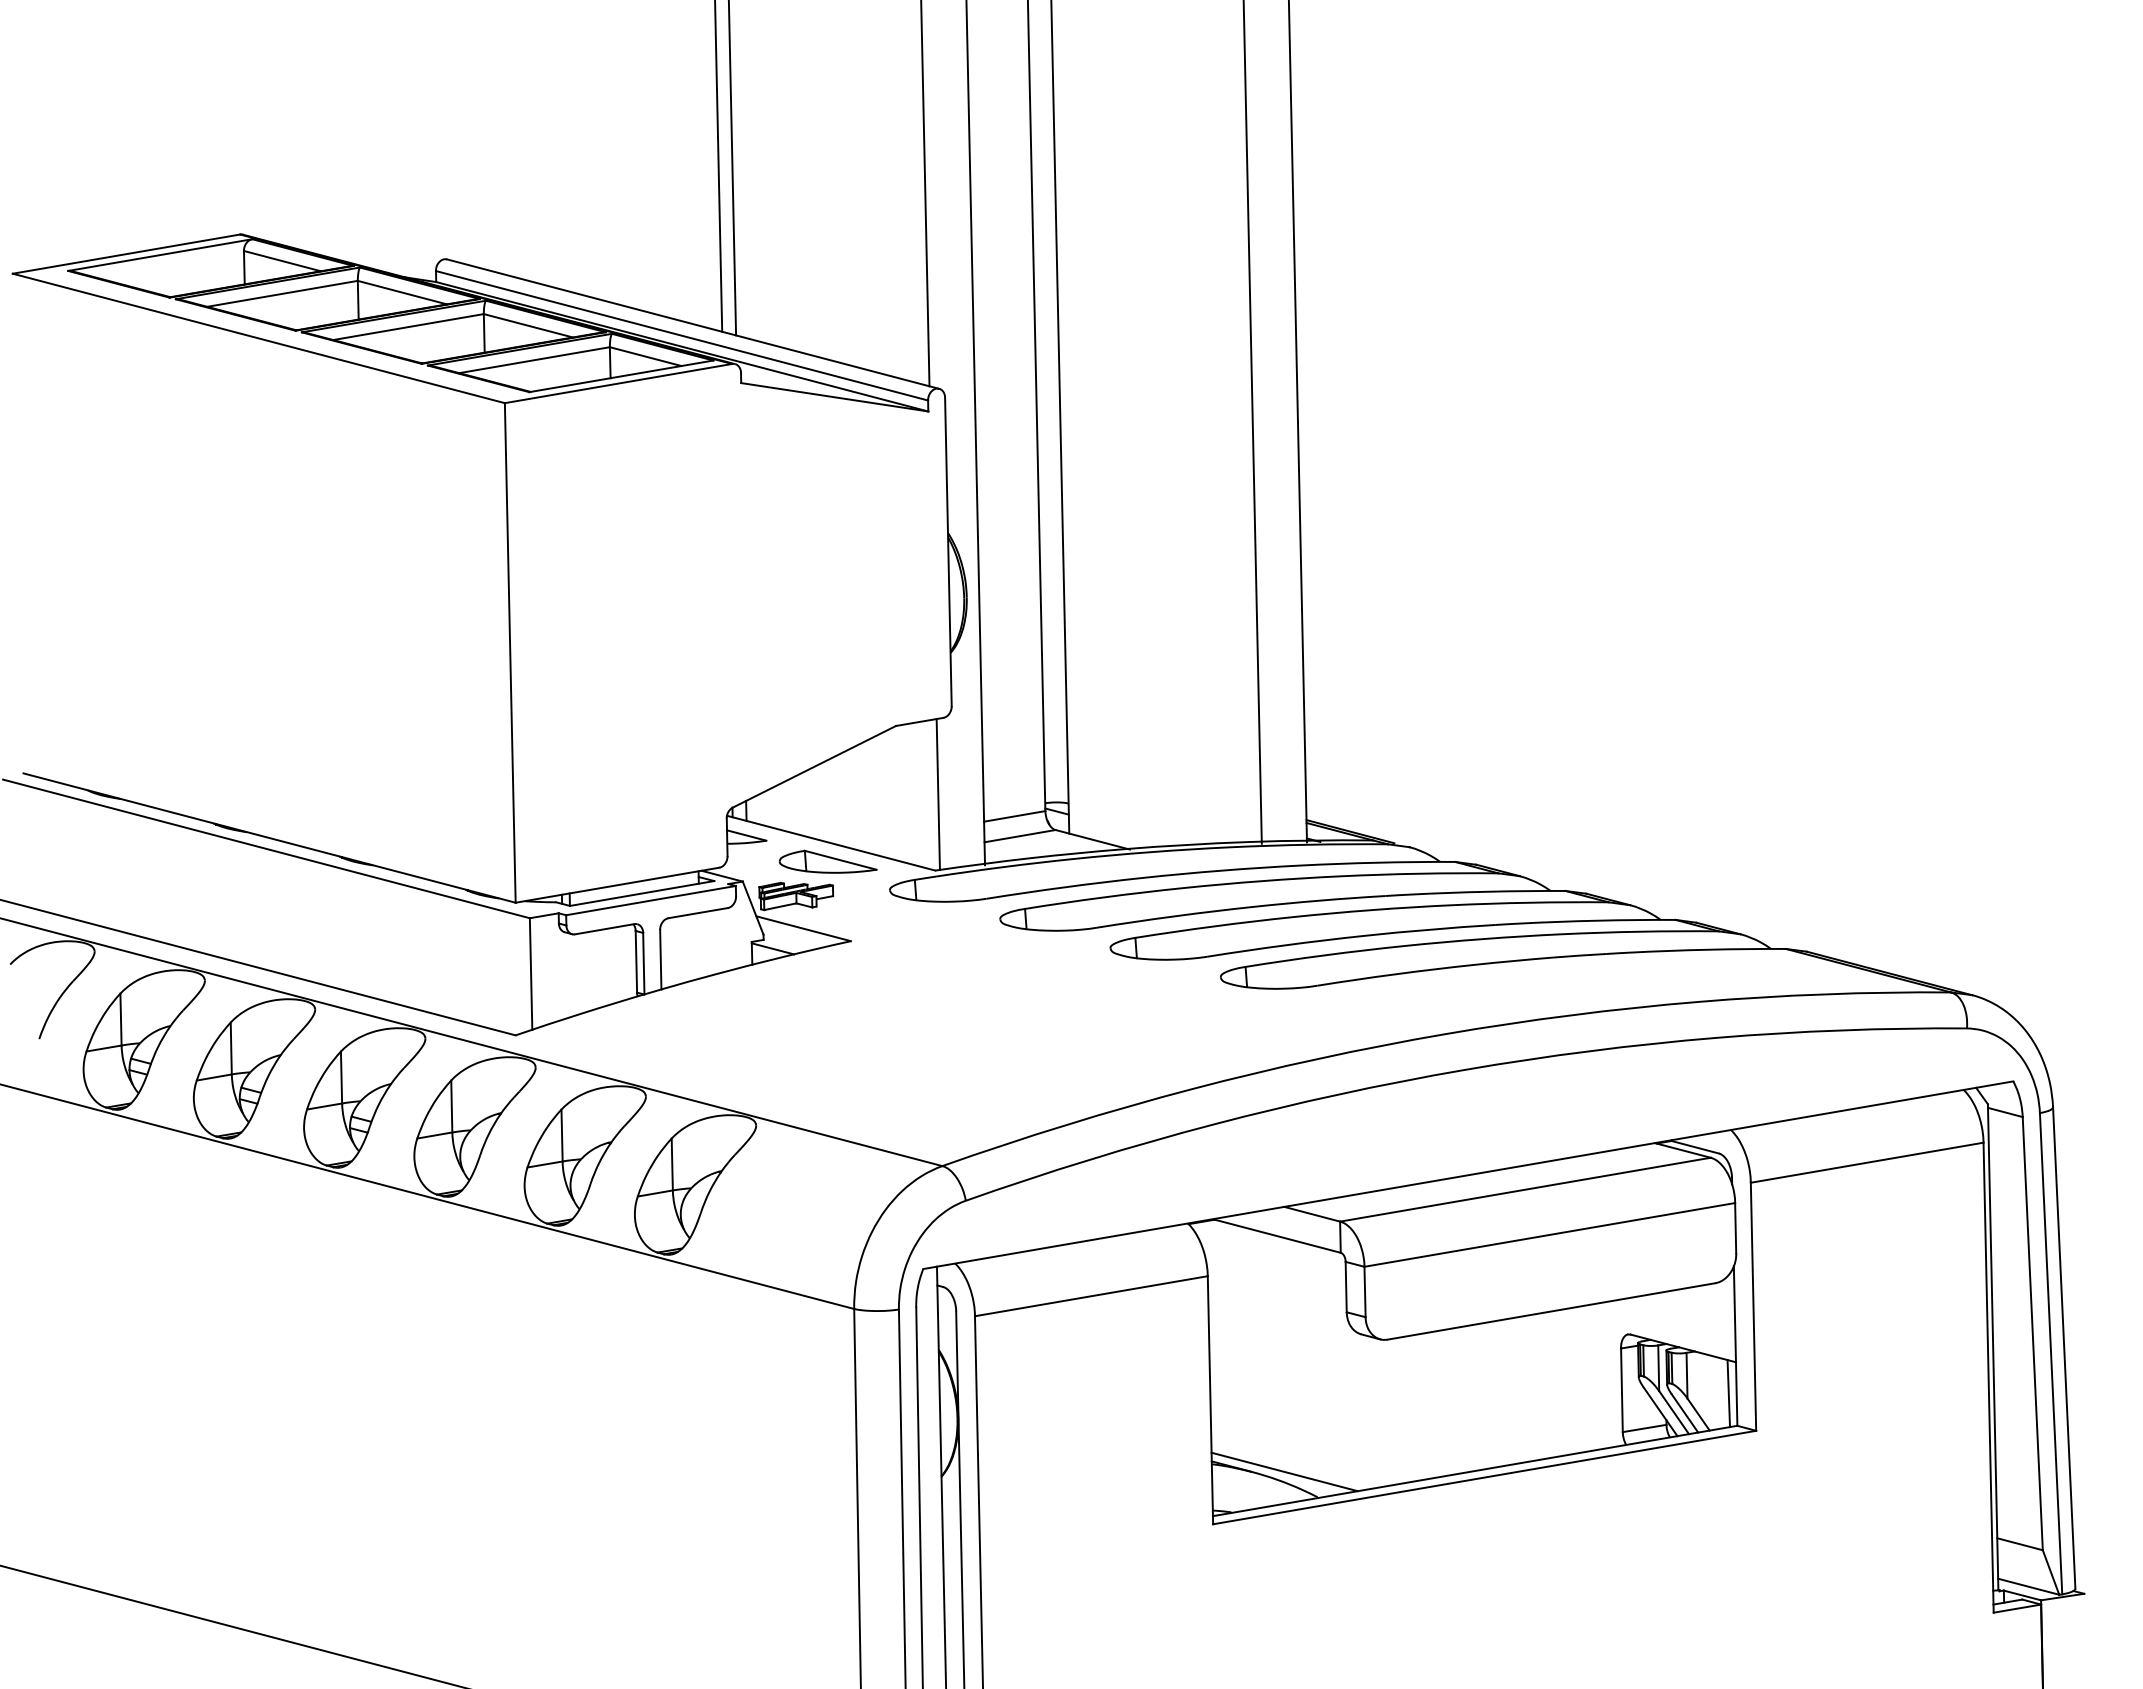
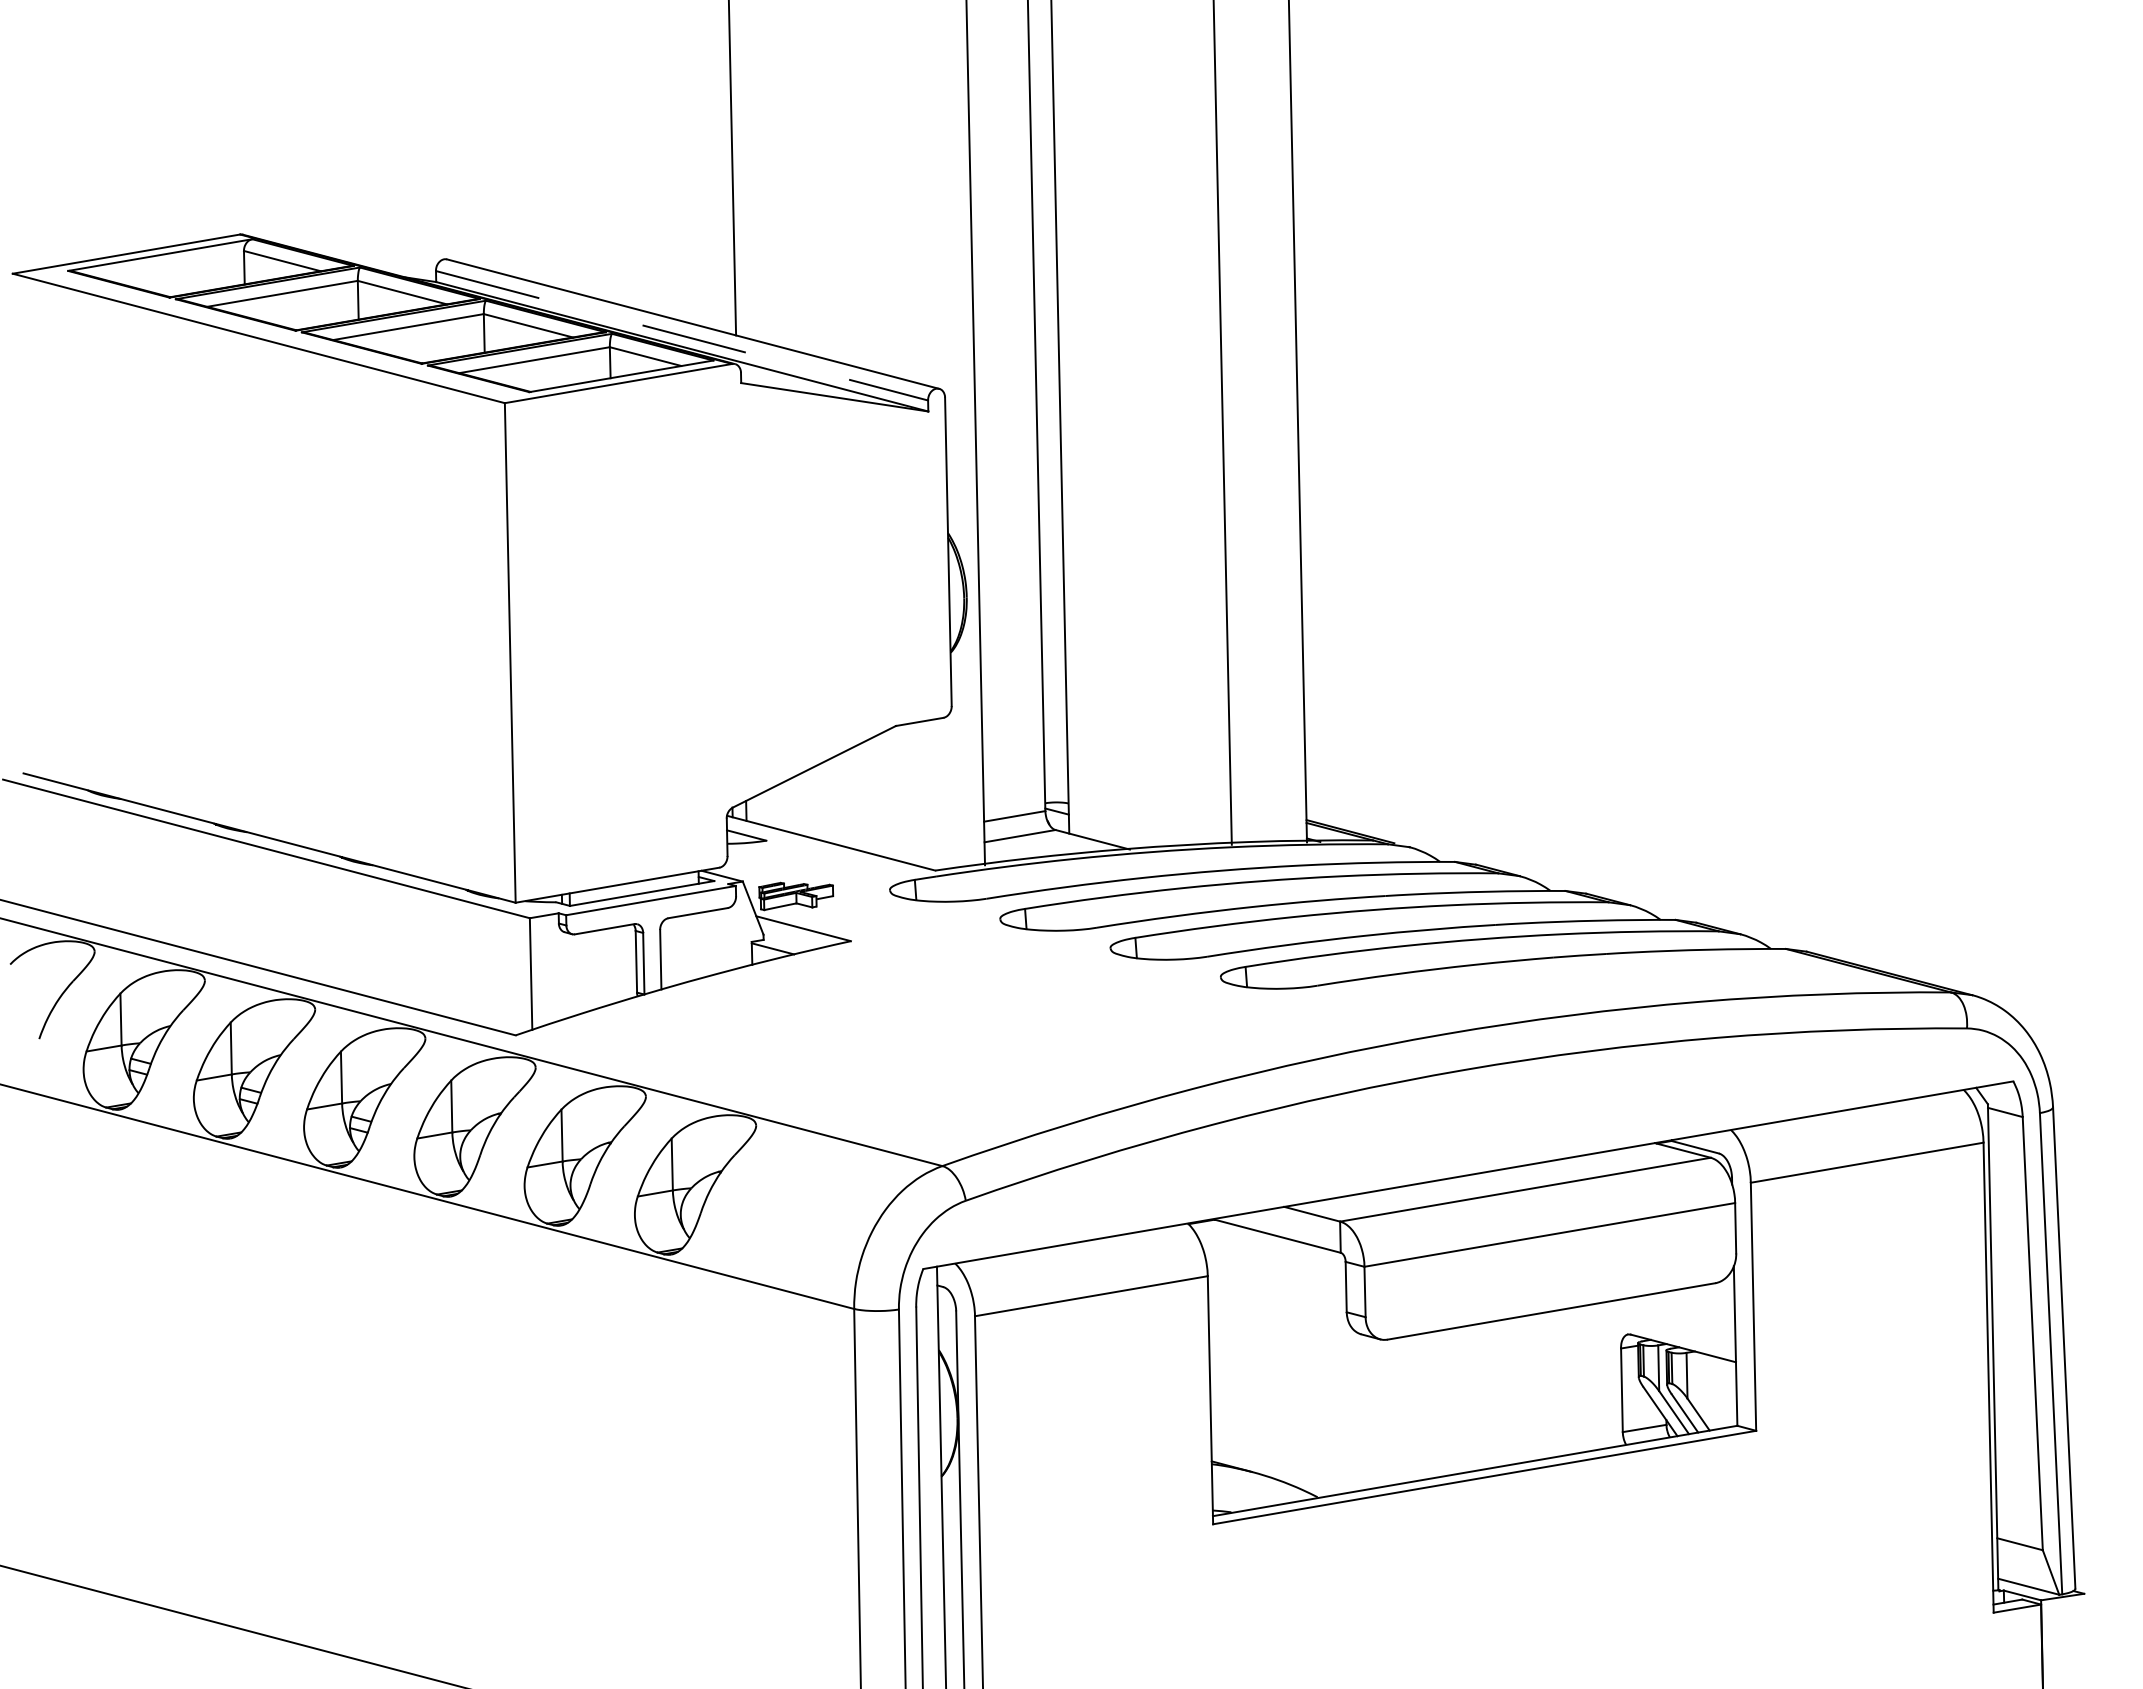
line: present -> none (718, 166)
line: present -> none (925, 194)
line: solid -> dashed (682, 335)
line position: (1252, 422) -> (1222, 423) (1222, 423)
line: present -> none (937, 794)
part: present -> none (827, 861)
line: present -> none (1728, 1393)
line: present -> none (1284, 1471)
